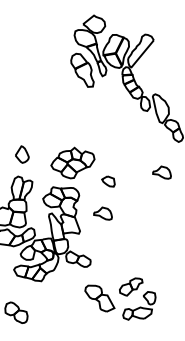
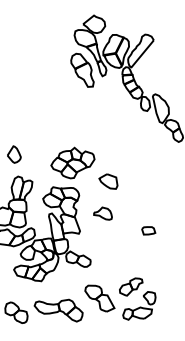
part position: (22, 154) -> (14, 154) (14, 154)
part: present -> none (161, 172)
part size: 15x13 px -> 21x17 px (108, 181)
part: none -> present (148, 230)
part: none -> present (58, 310)
